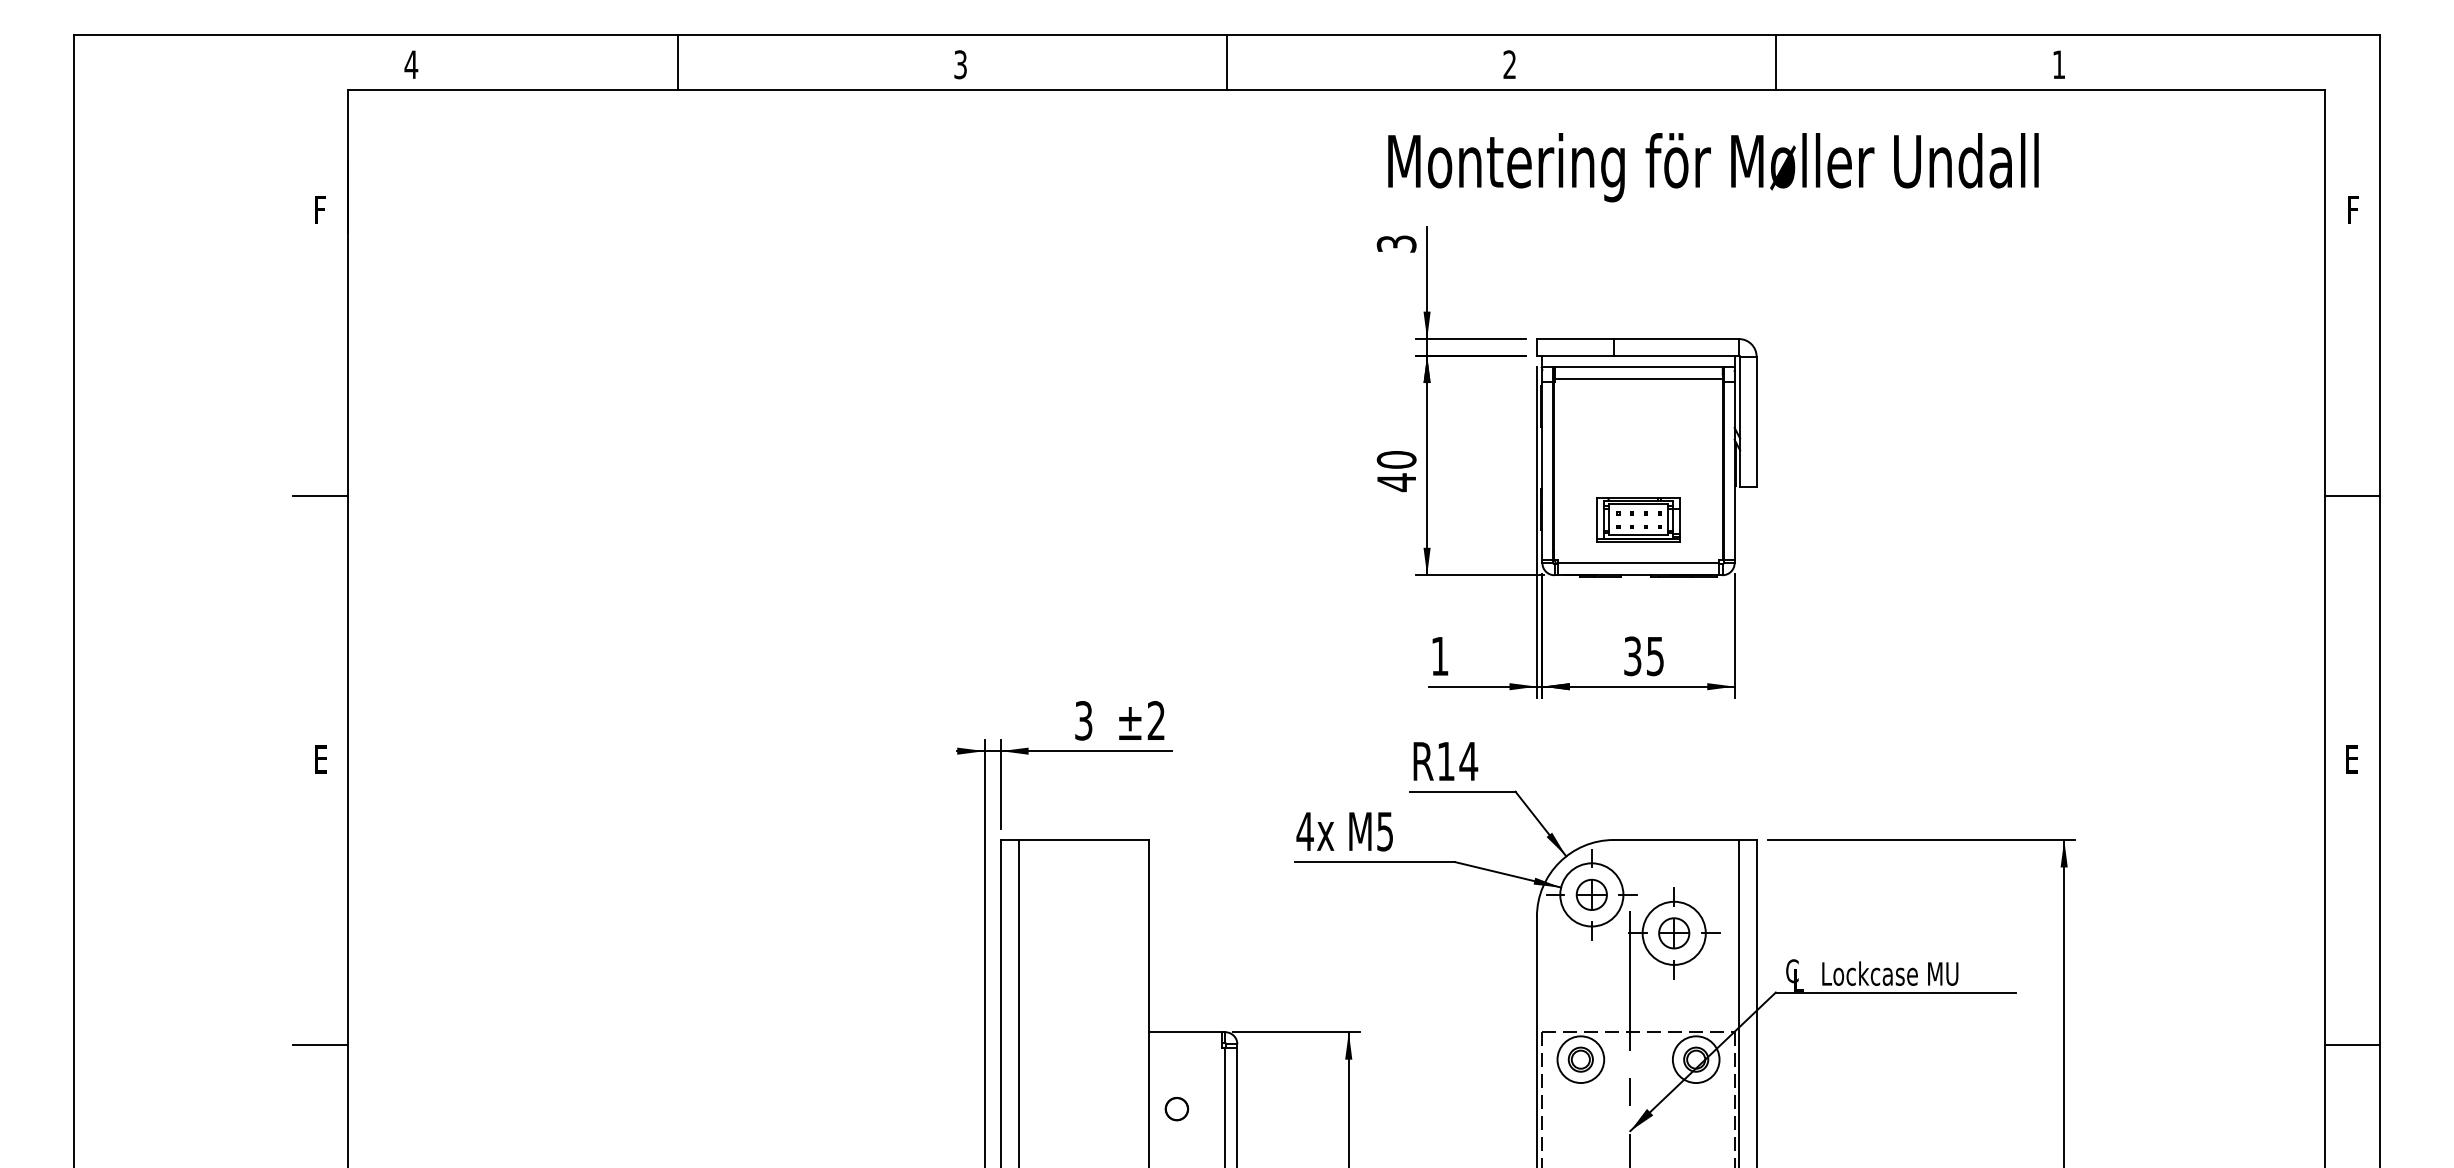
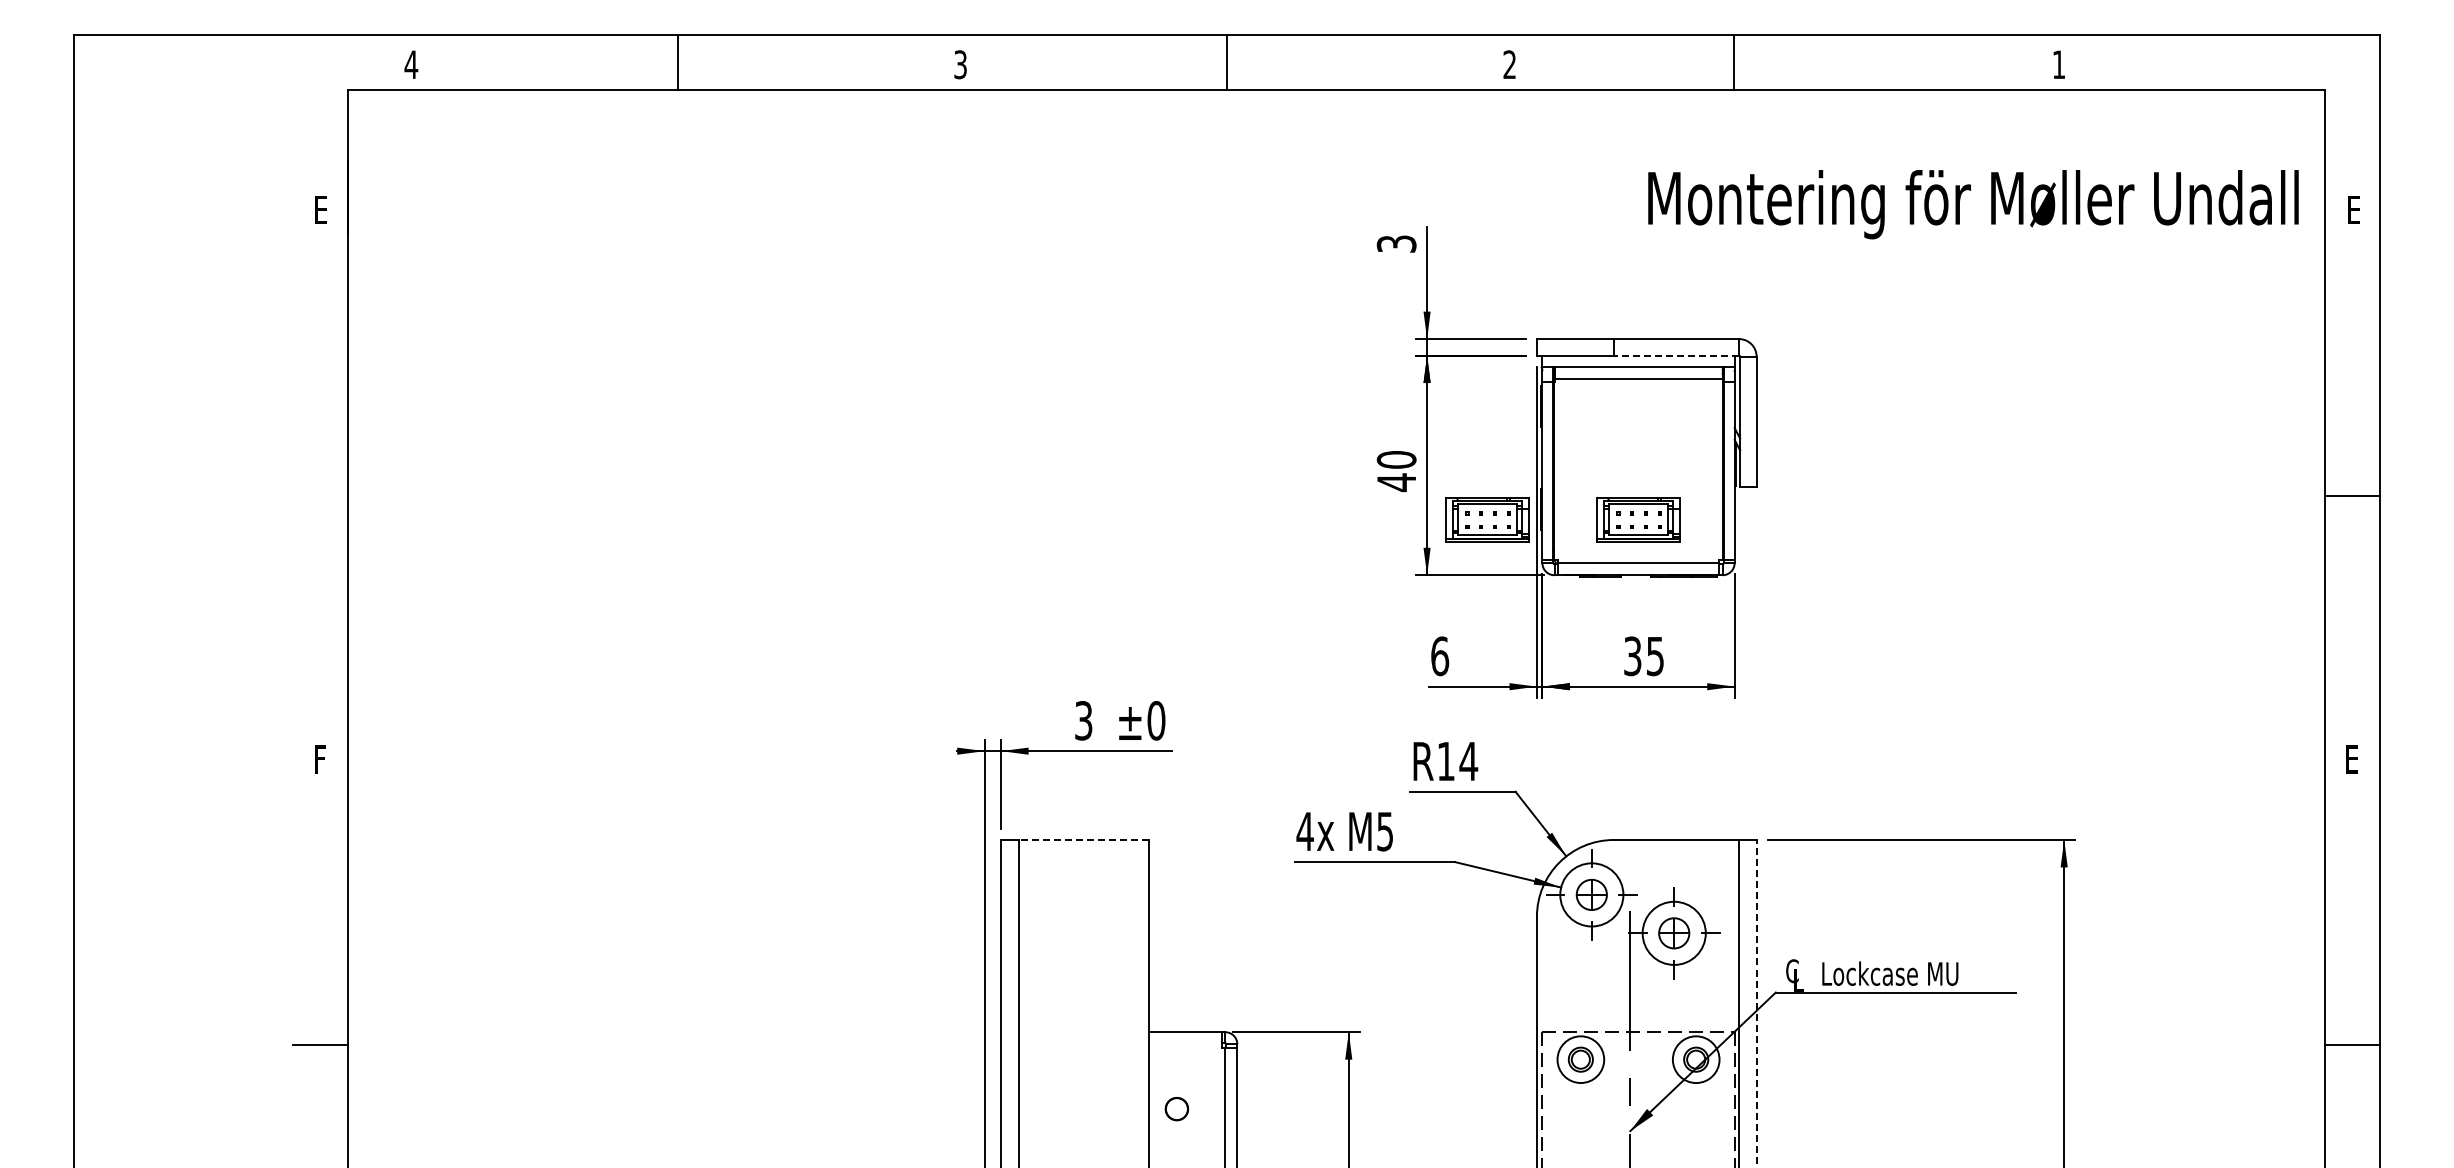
line position: (1776, 61) -> (1734, 61) (1734, 61)
text position: (1713, 167) -> (1973, 204) (1973, 204)
text: F -> E (322, 209)
text: F -> E (2355, 209)
line: solid -> dashed (1676, 355)
line: present -> none (320, 496)
part: none -> present (1487, 519)
text: 1 -> 6 (1440, 656)
text: ±2 -> ±0 (1156, 720)
text: E -> F (322, 759)
line: solid -> dashed (1083, 839)
line: solid -> dashed (1756, 1003)
